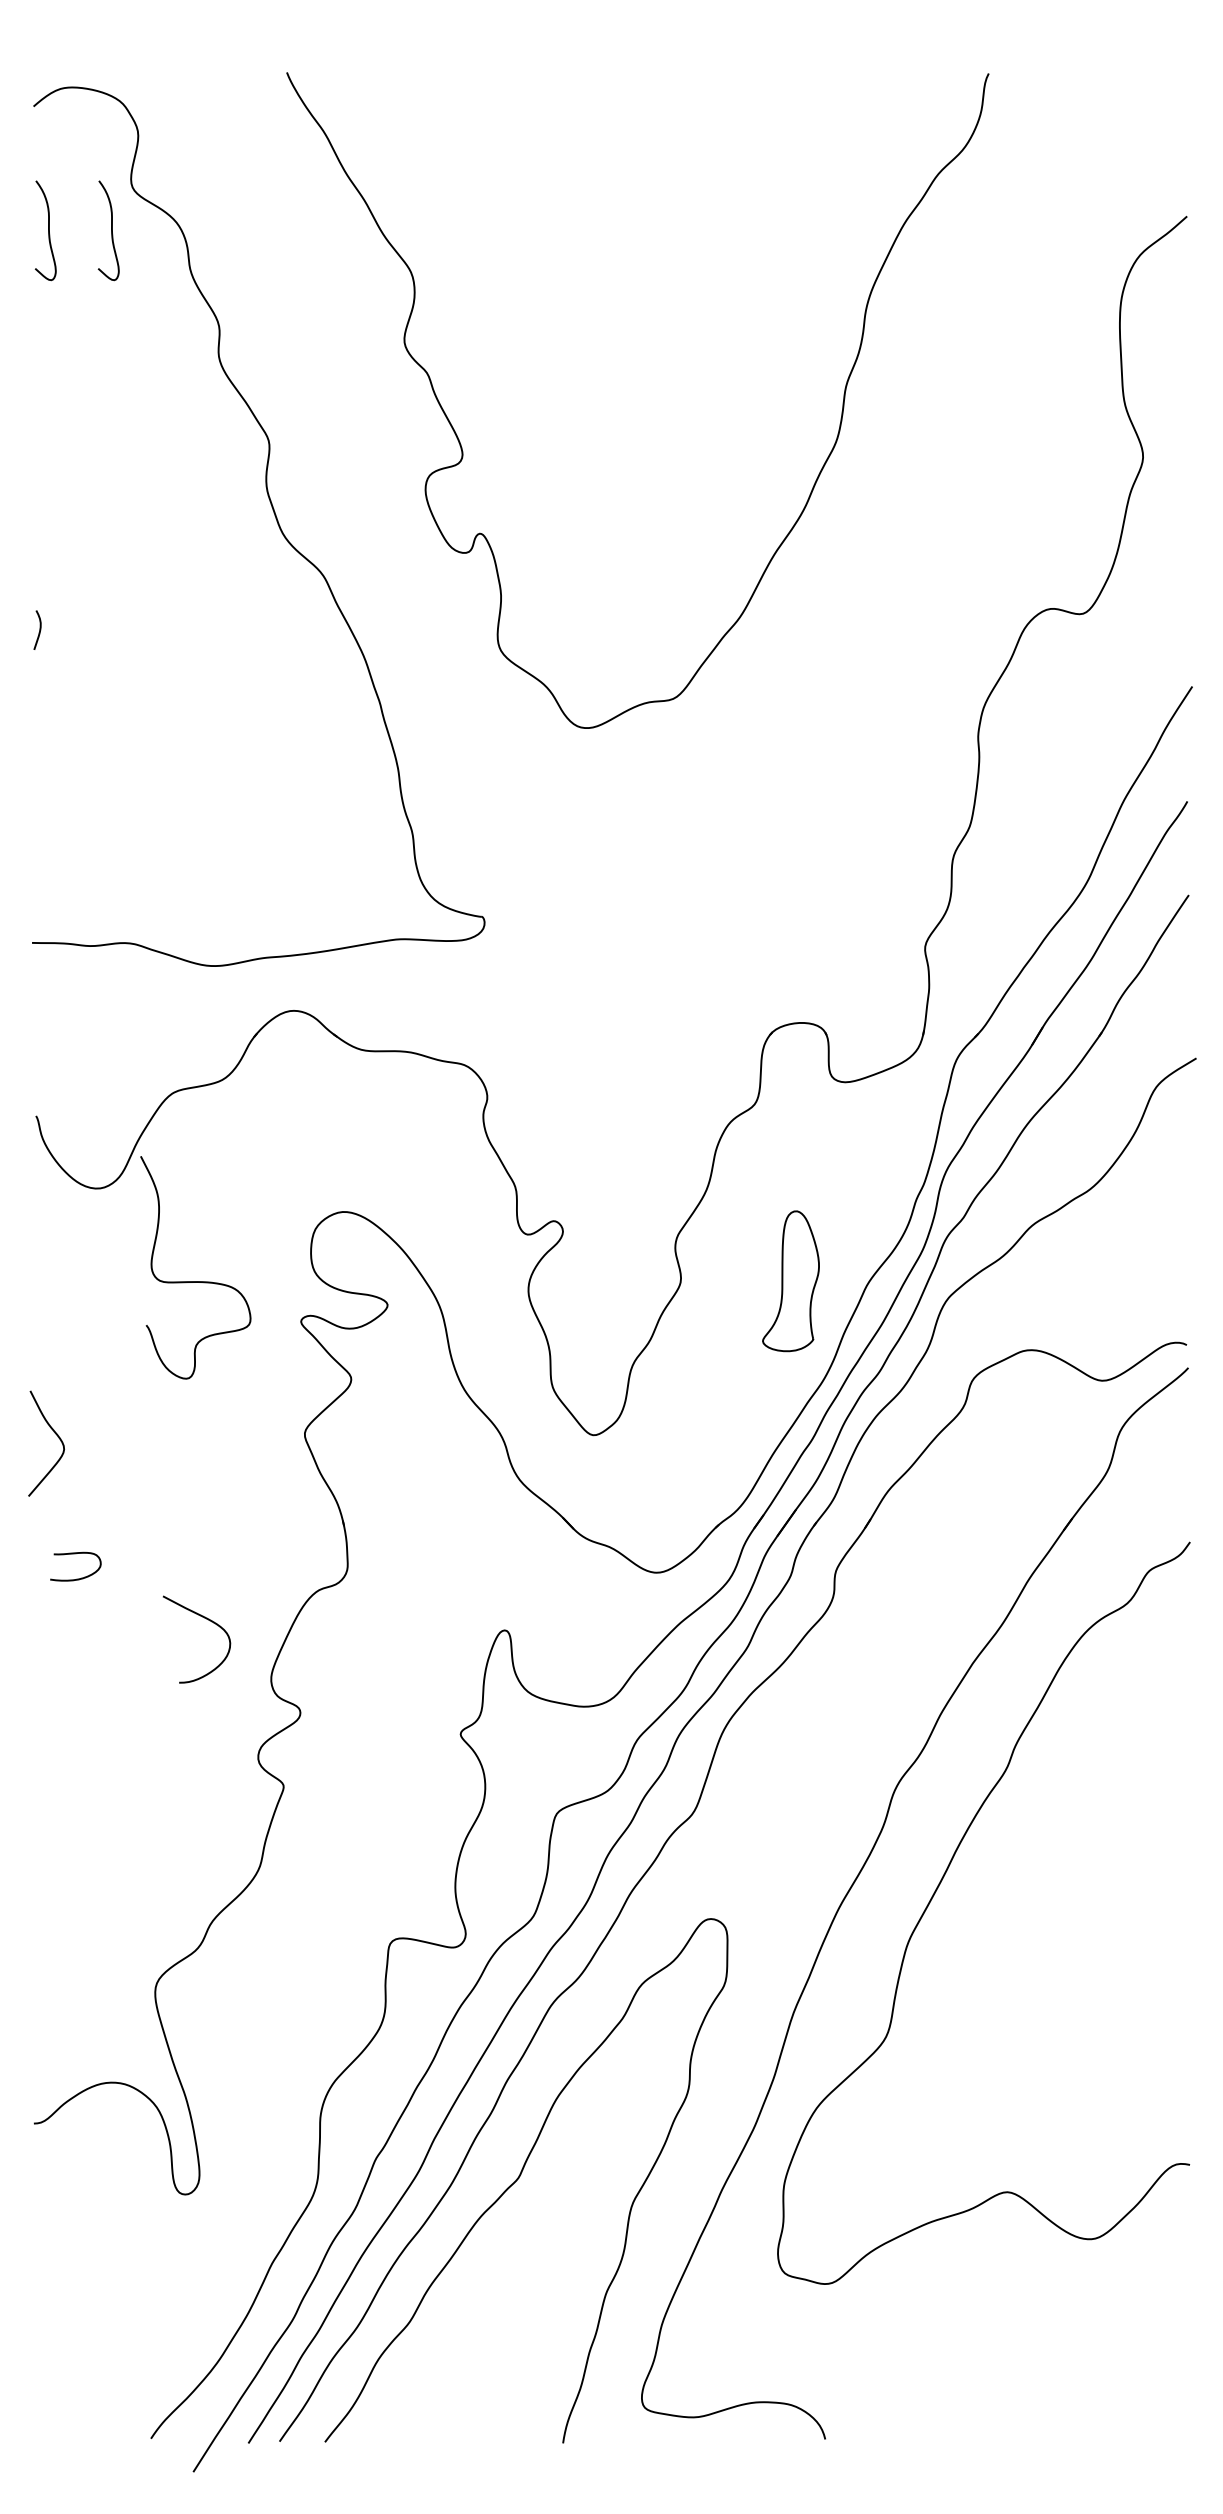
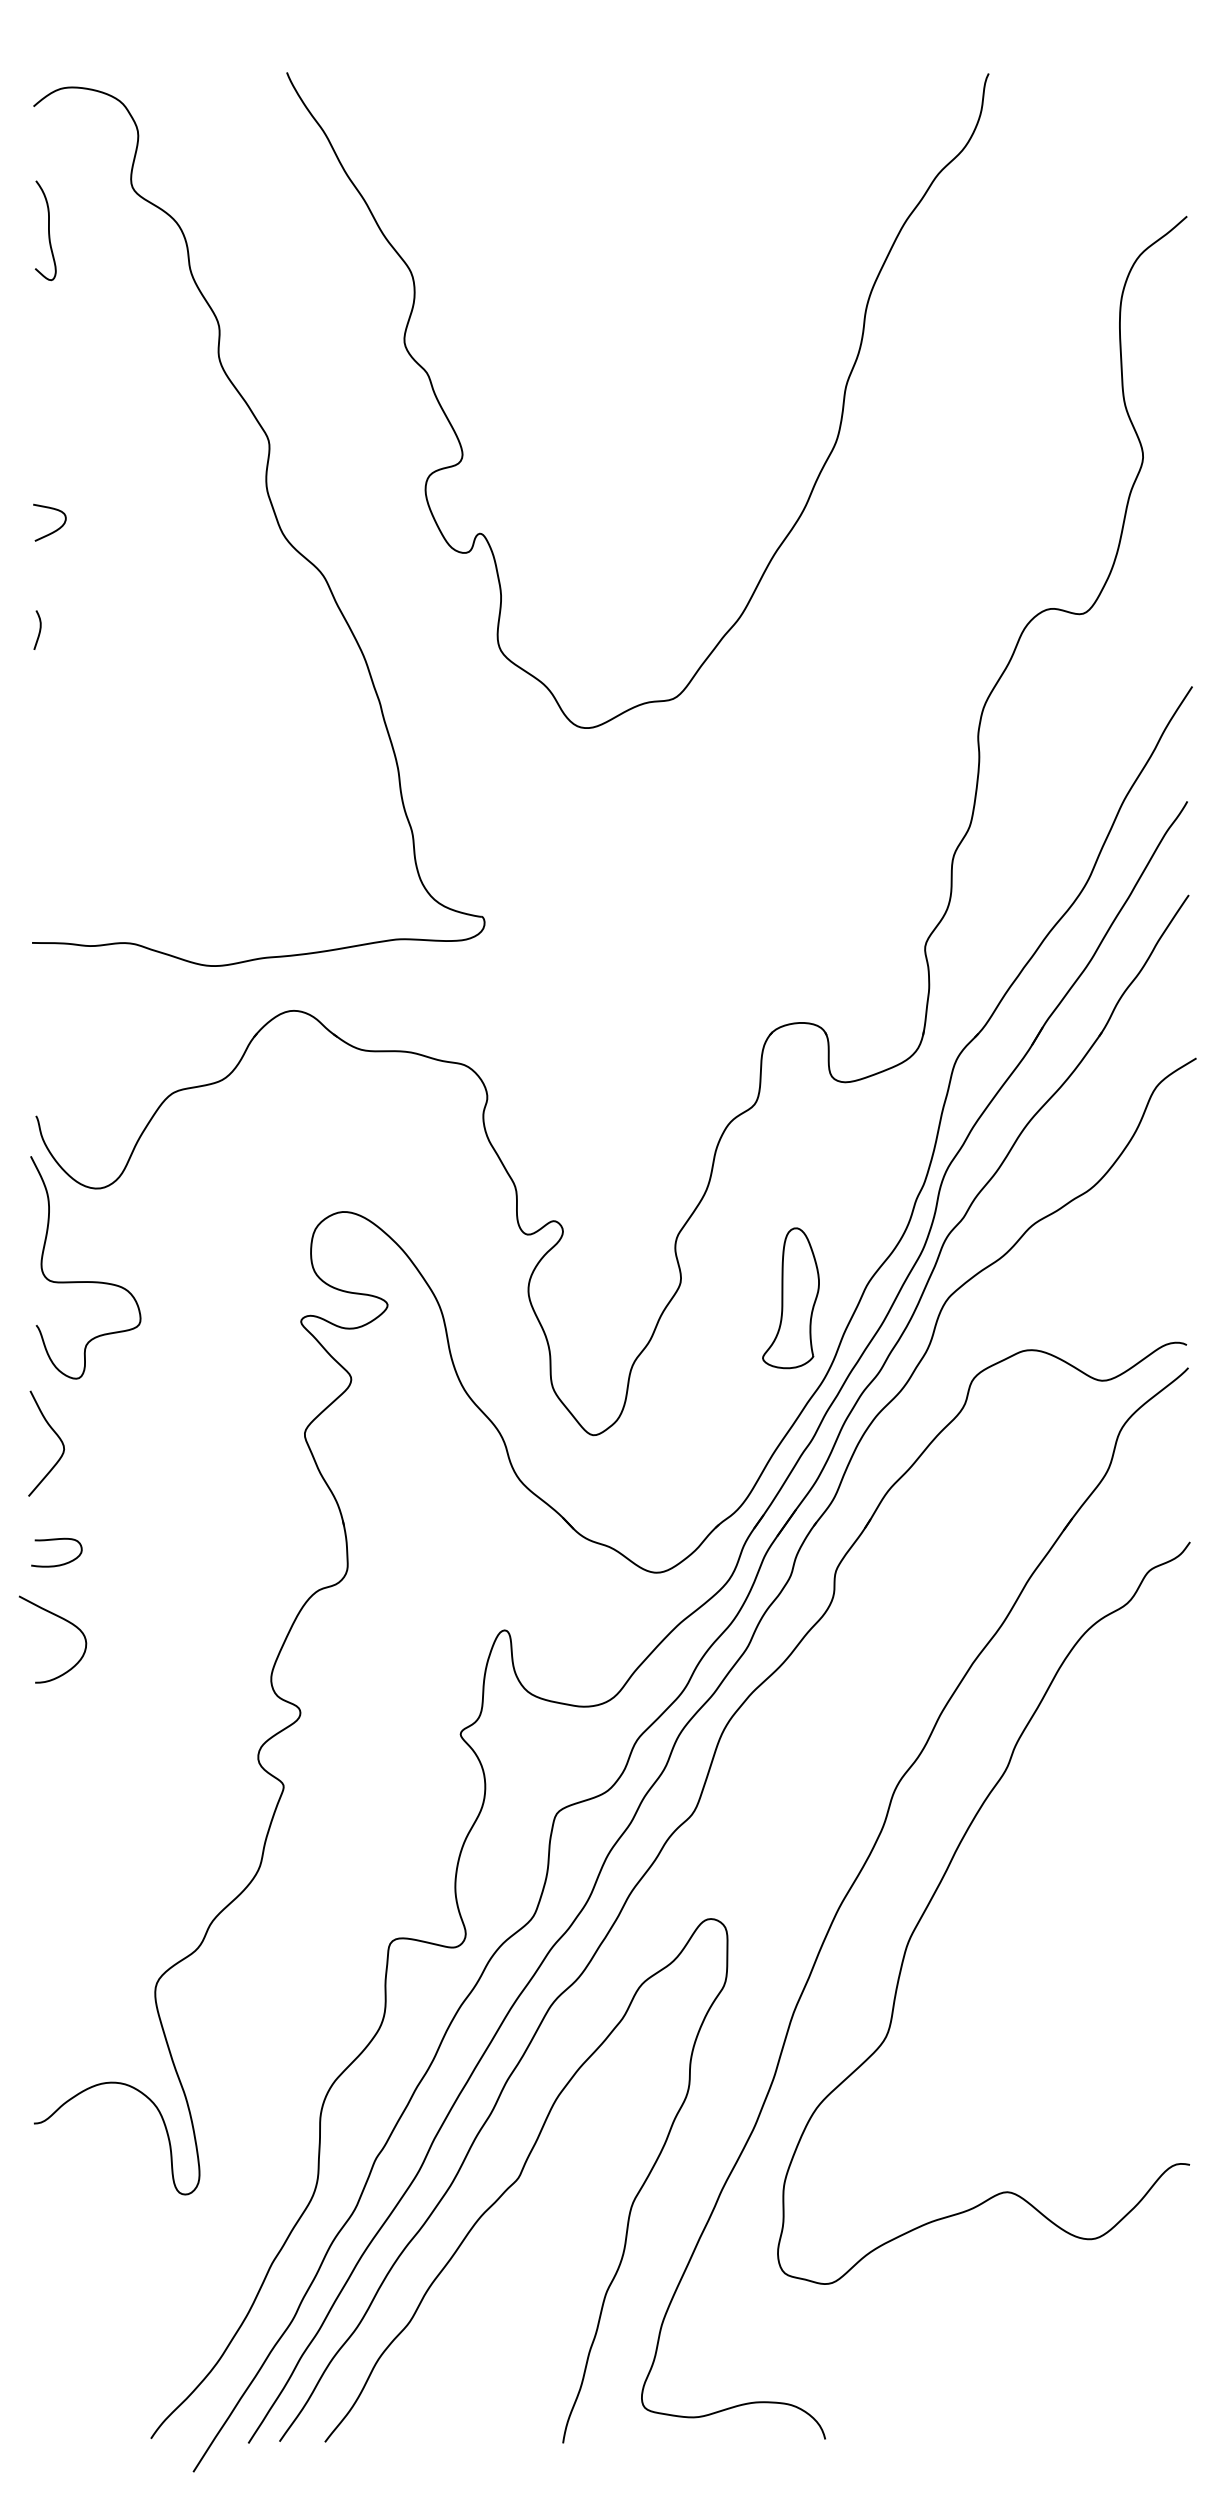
curve: present -> none (111, 230)
curve: none -> present (54, 530)
curve position: (195, 1281) -> (85, 1281) (85, 1281)
part position: (790, 1281) -> (790, 1298) (790, 1298)
curve position: (75, 1554) -> (56, 1540) (56, 1540)
curve position: (206, 1619) -> (62, 1619) (62, 1619)
